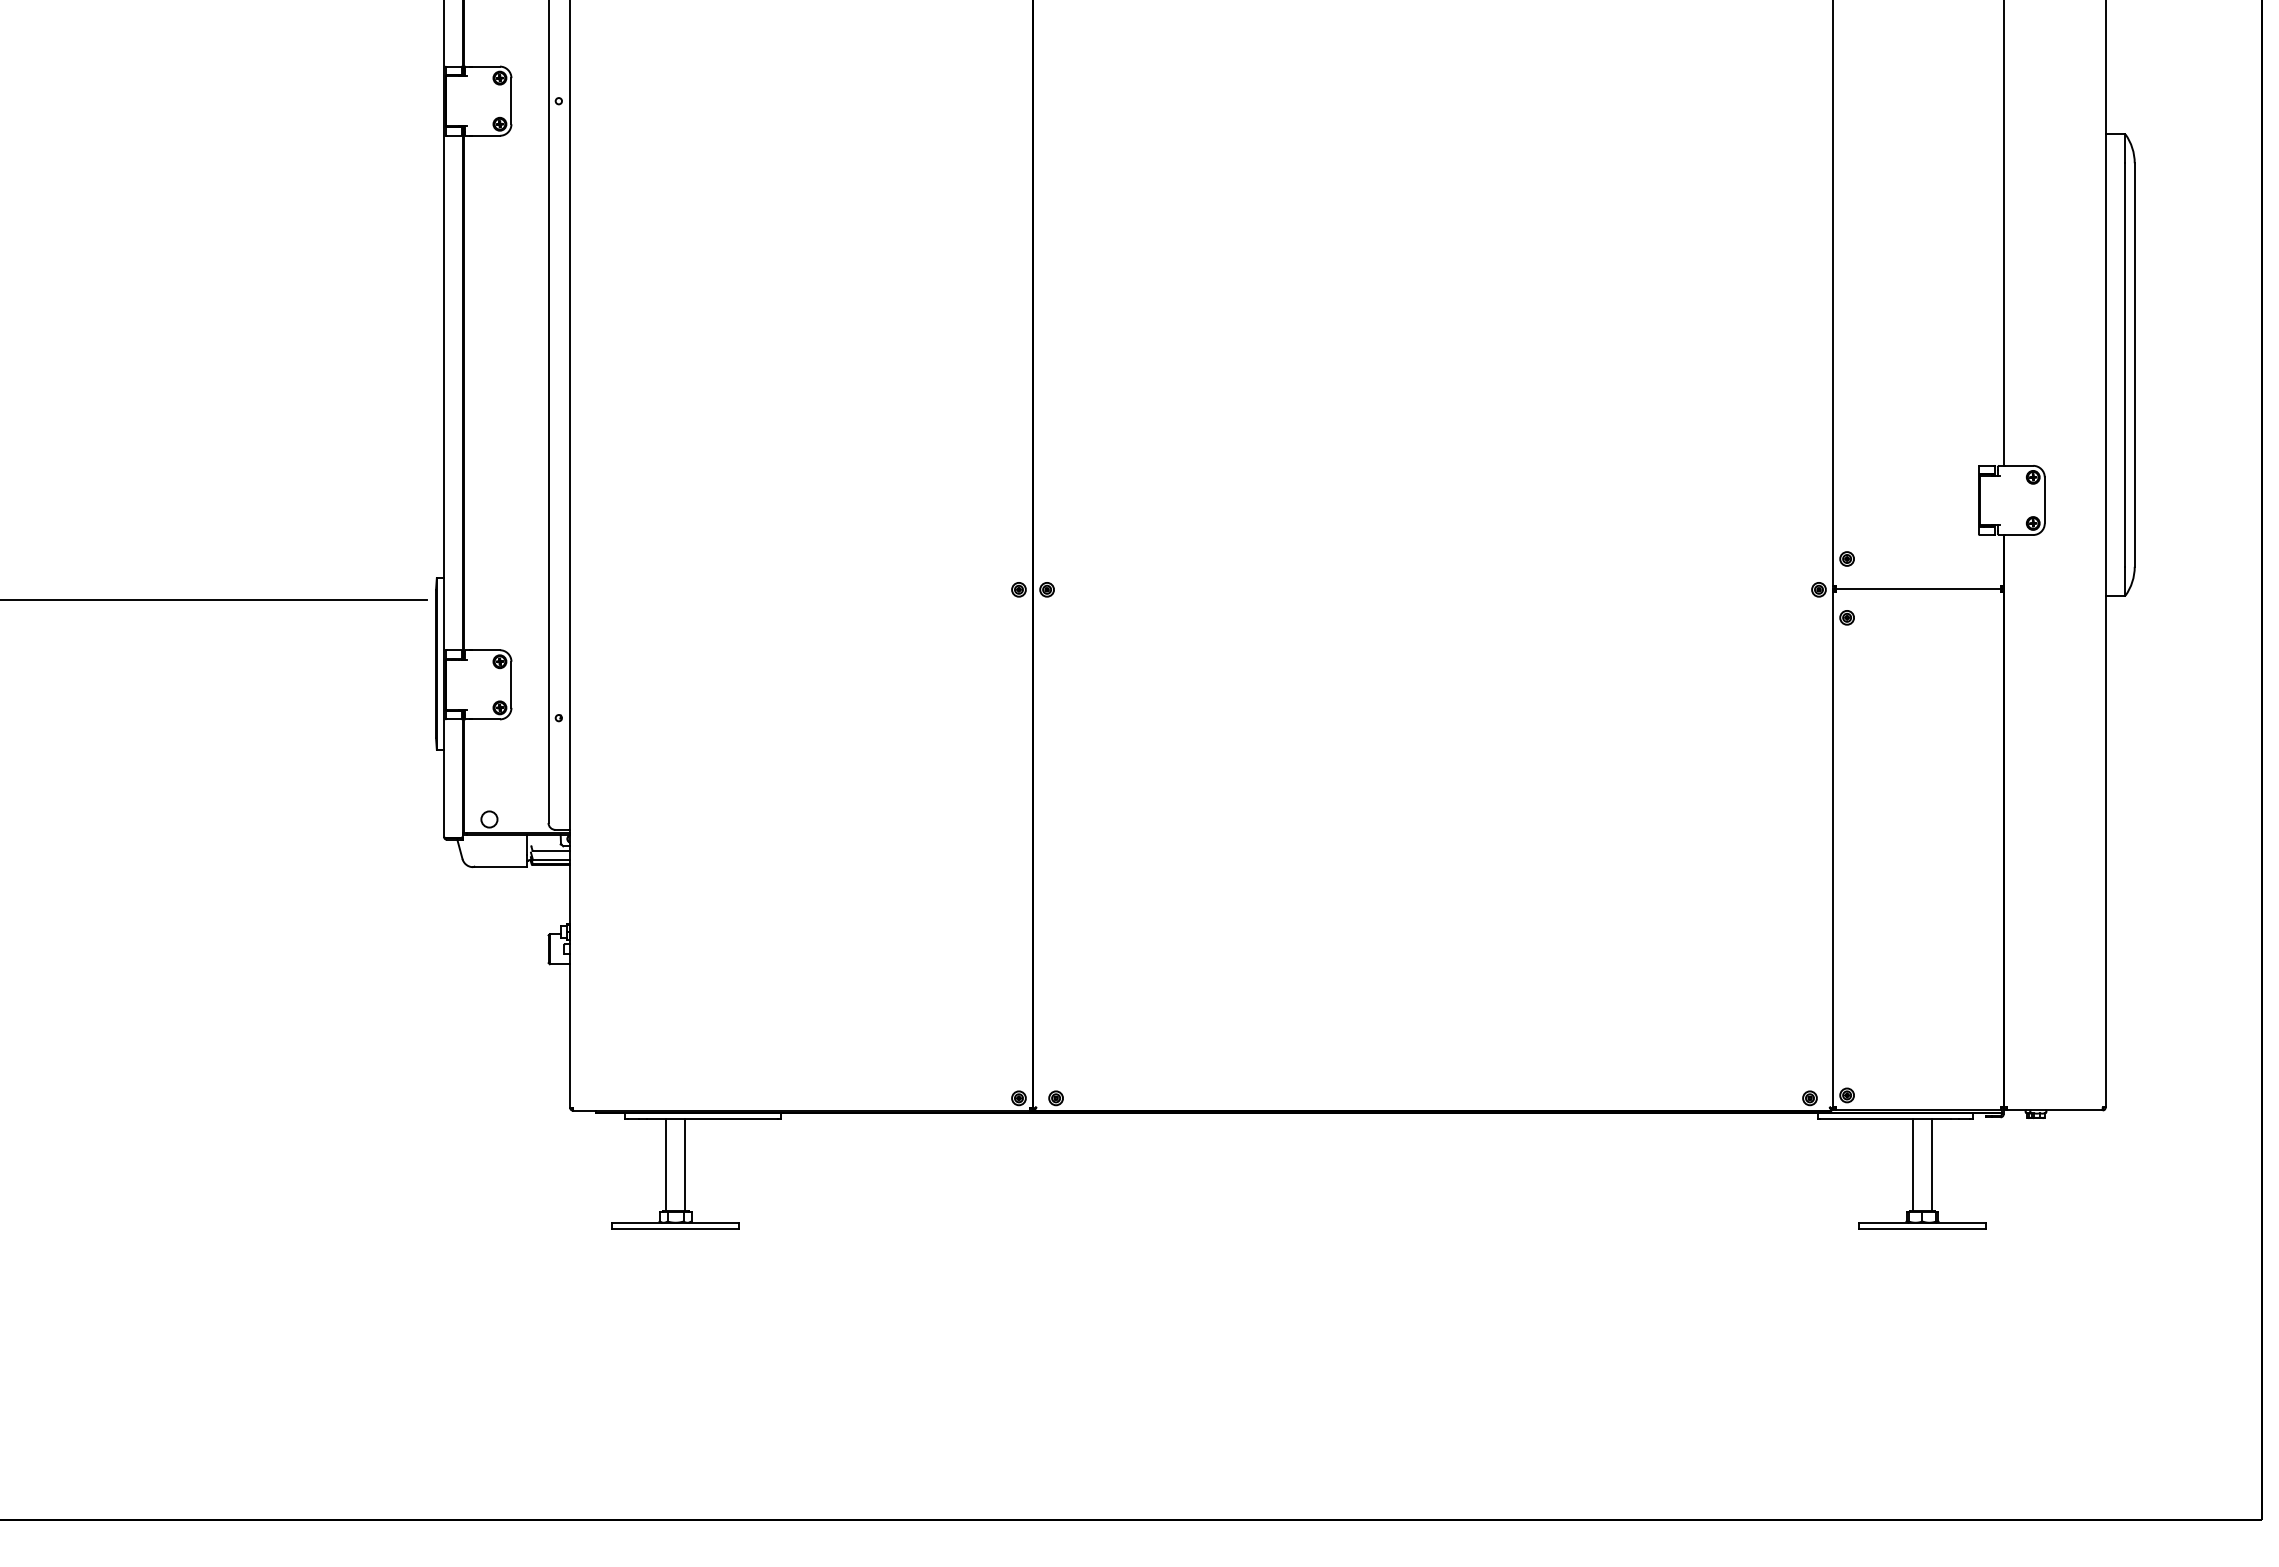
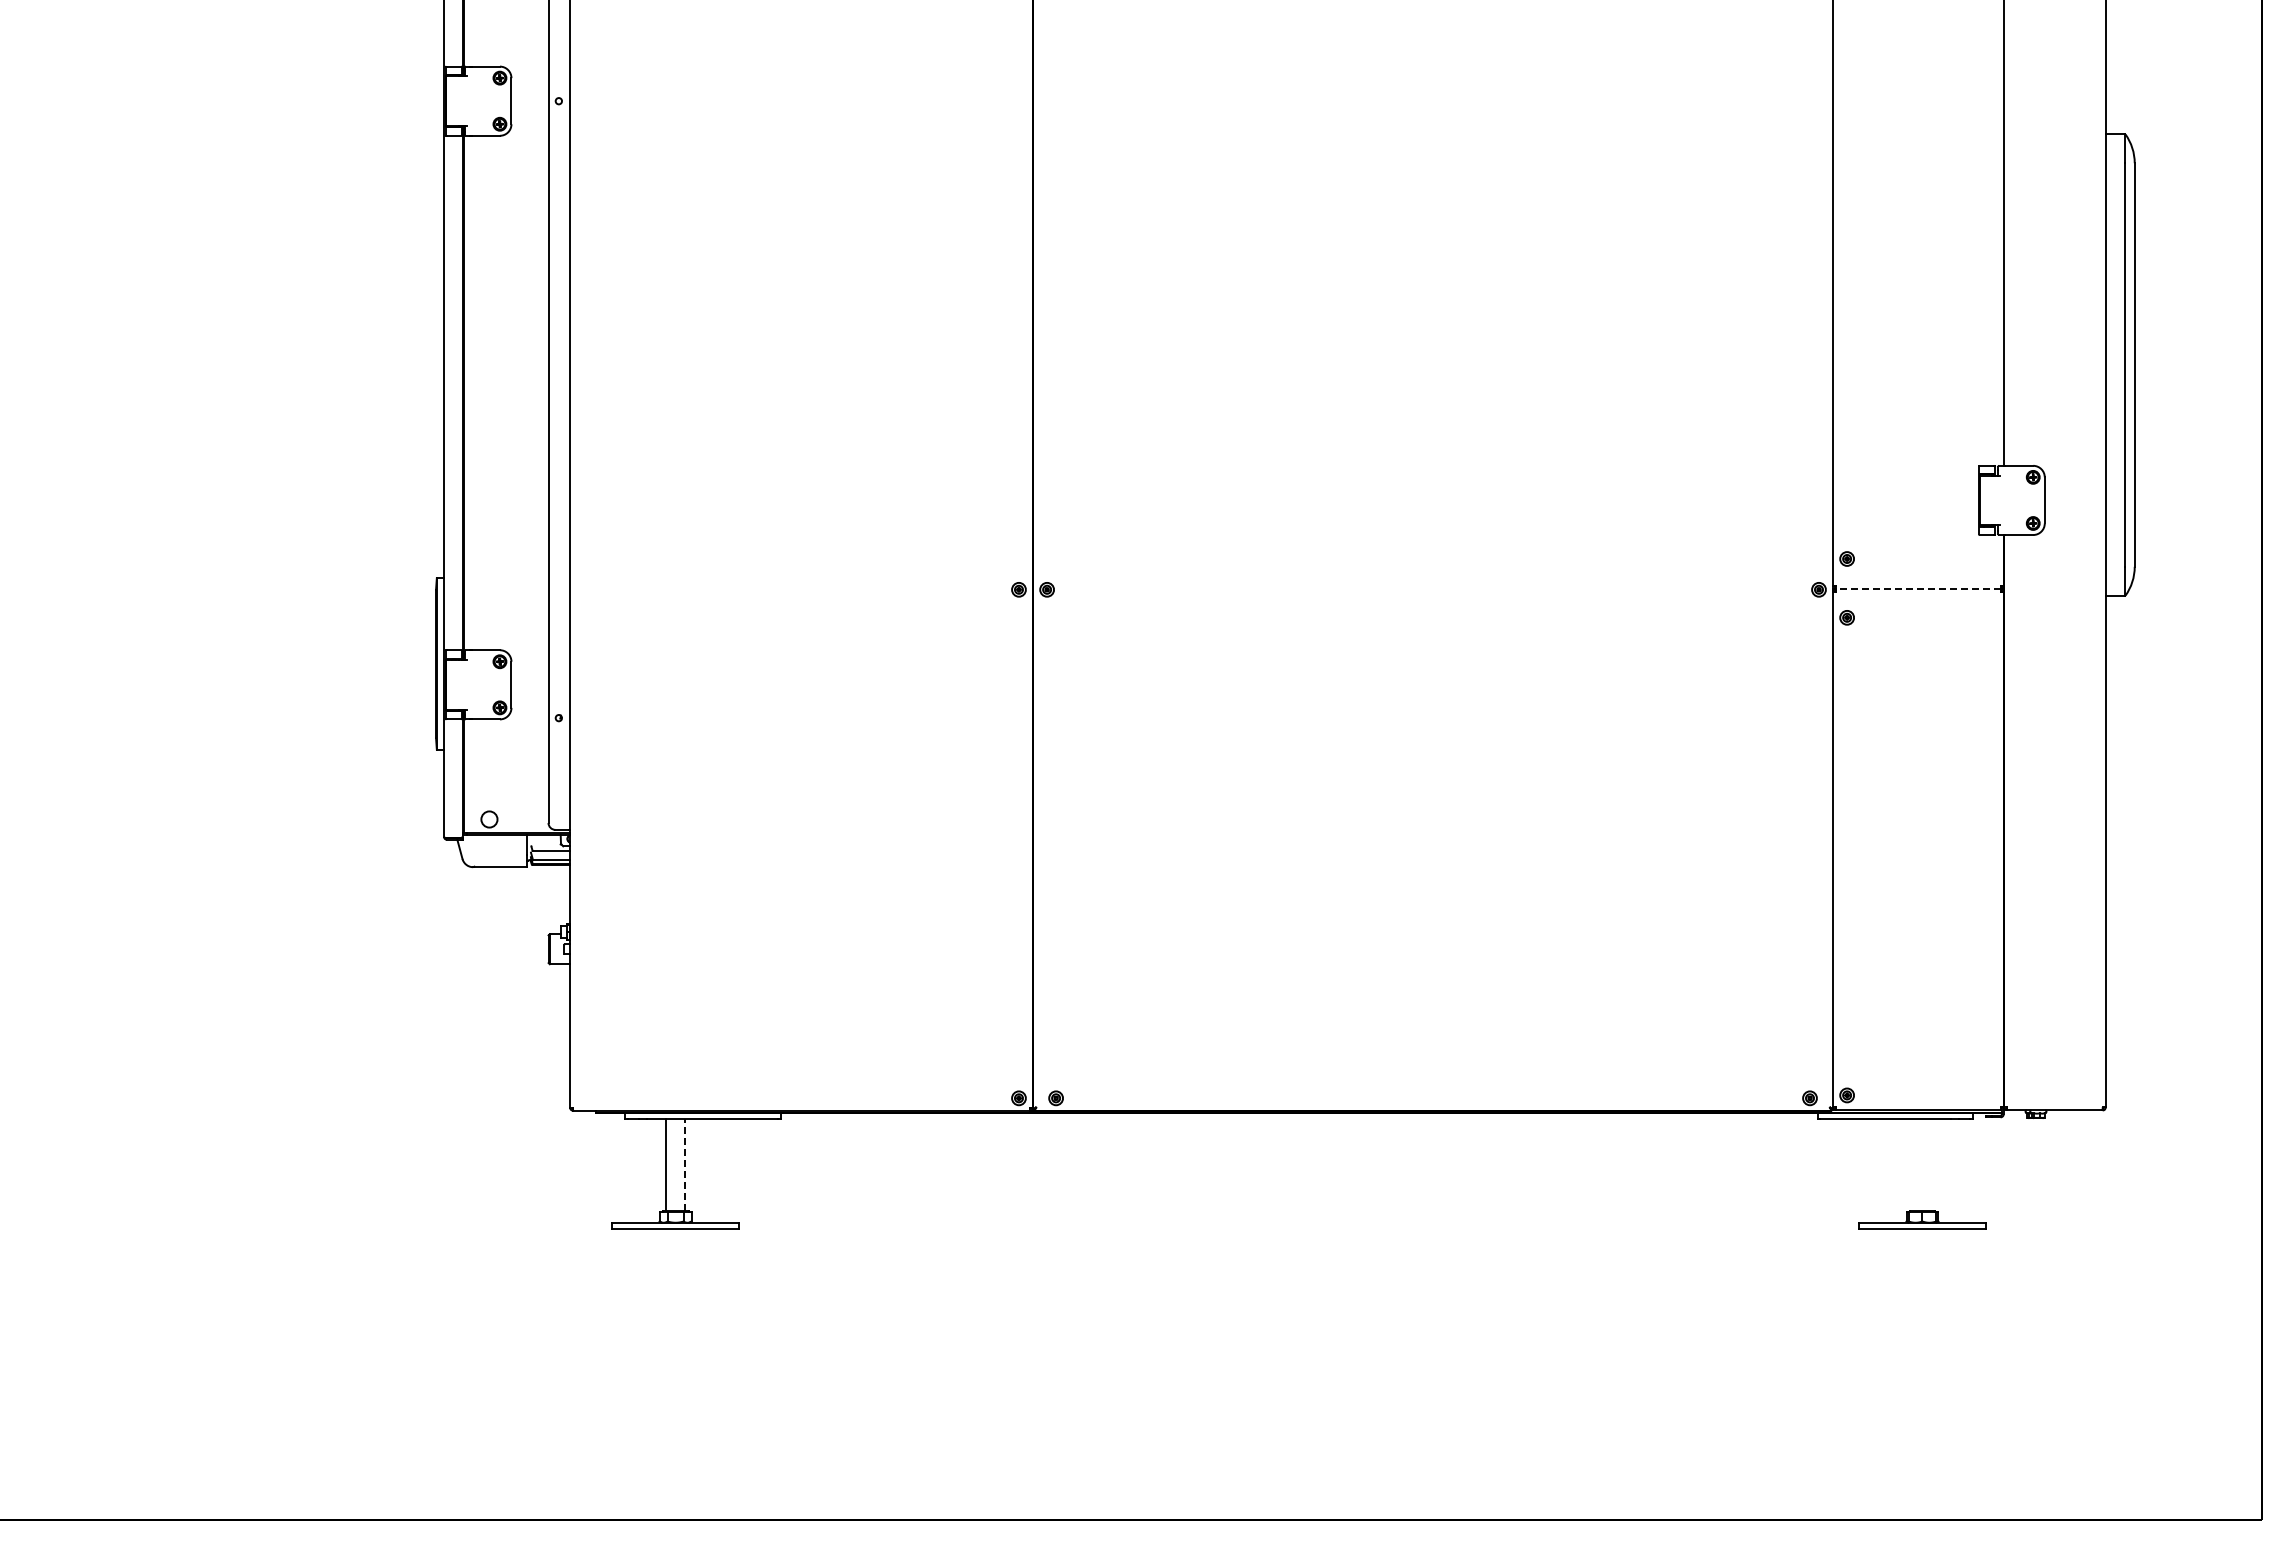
line: solid -> dashed (1917, 589)
line: present -> none (214, 599)
line: solid -> dashed (684, 1164)
line: present -> none (1913, 1164)
line: present -> none (1931, 1164)
